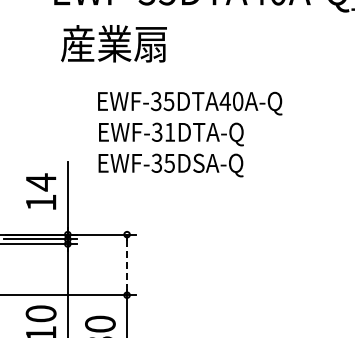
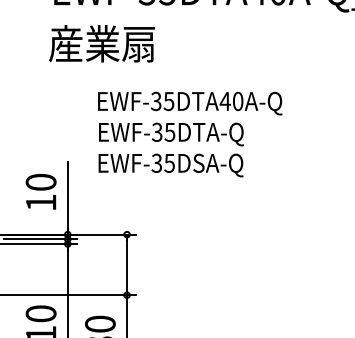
text position: (113, 43) -> (101, 43) (101, 43)
text: EWF-31DTA-Q -> EWF-35DTA-Q (169, 132)
text: 14 -> 10 (40, 182)
line: dashed -> solid (127, 264)
